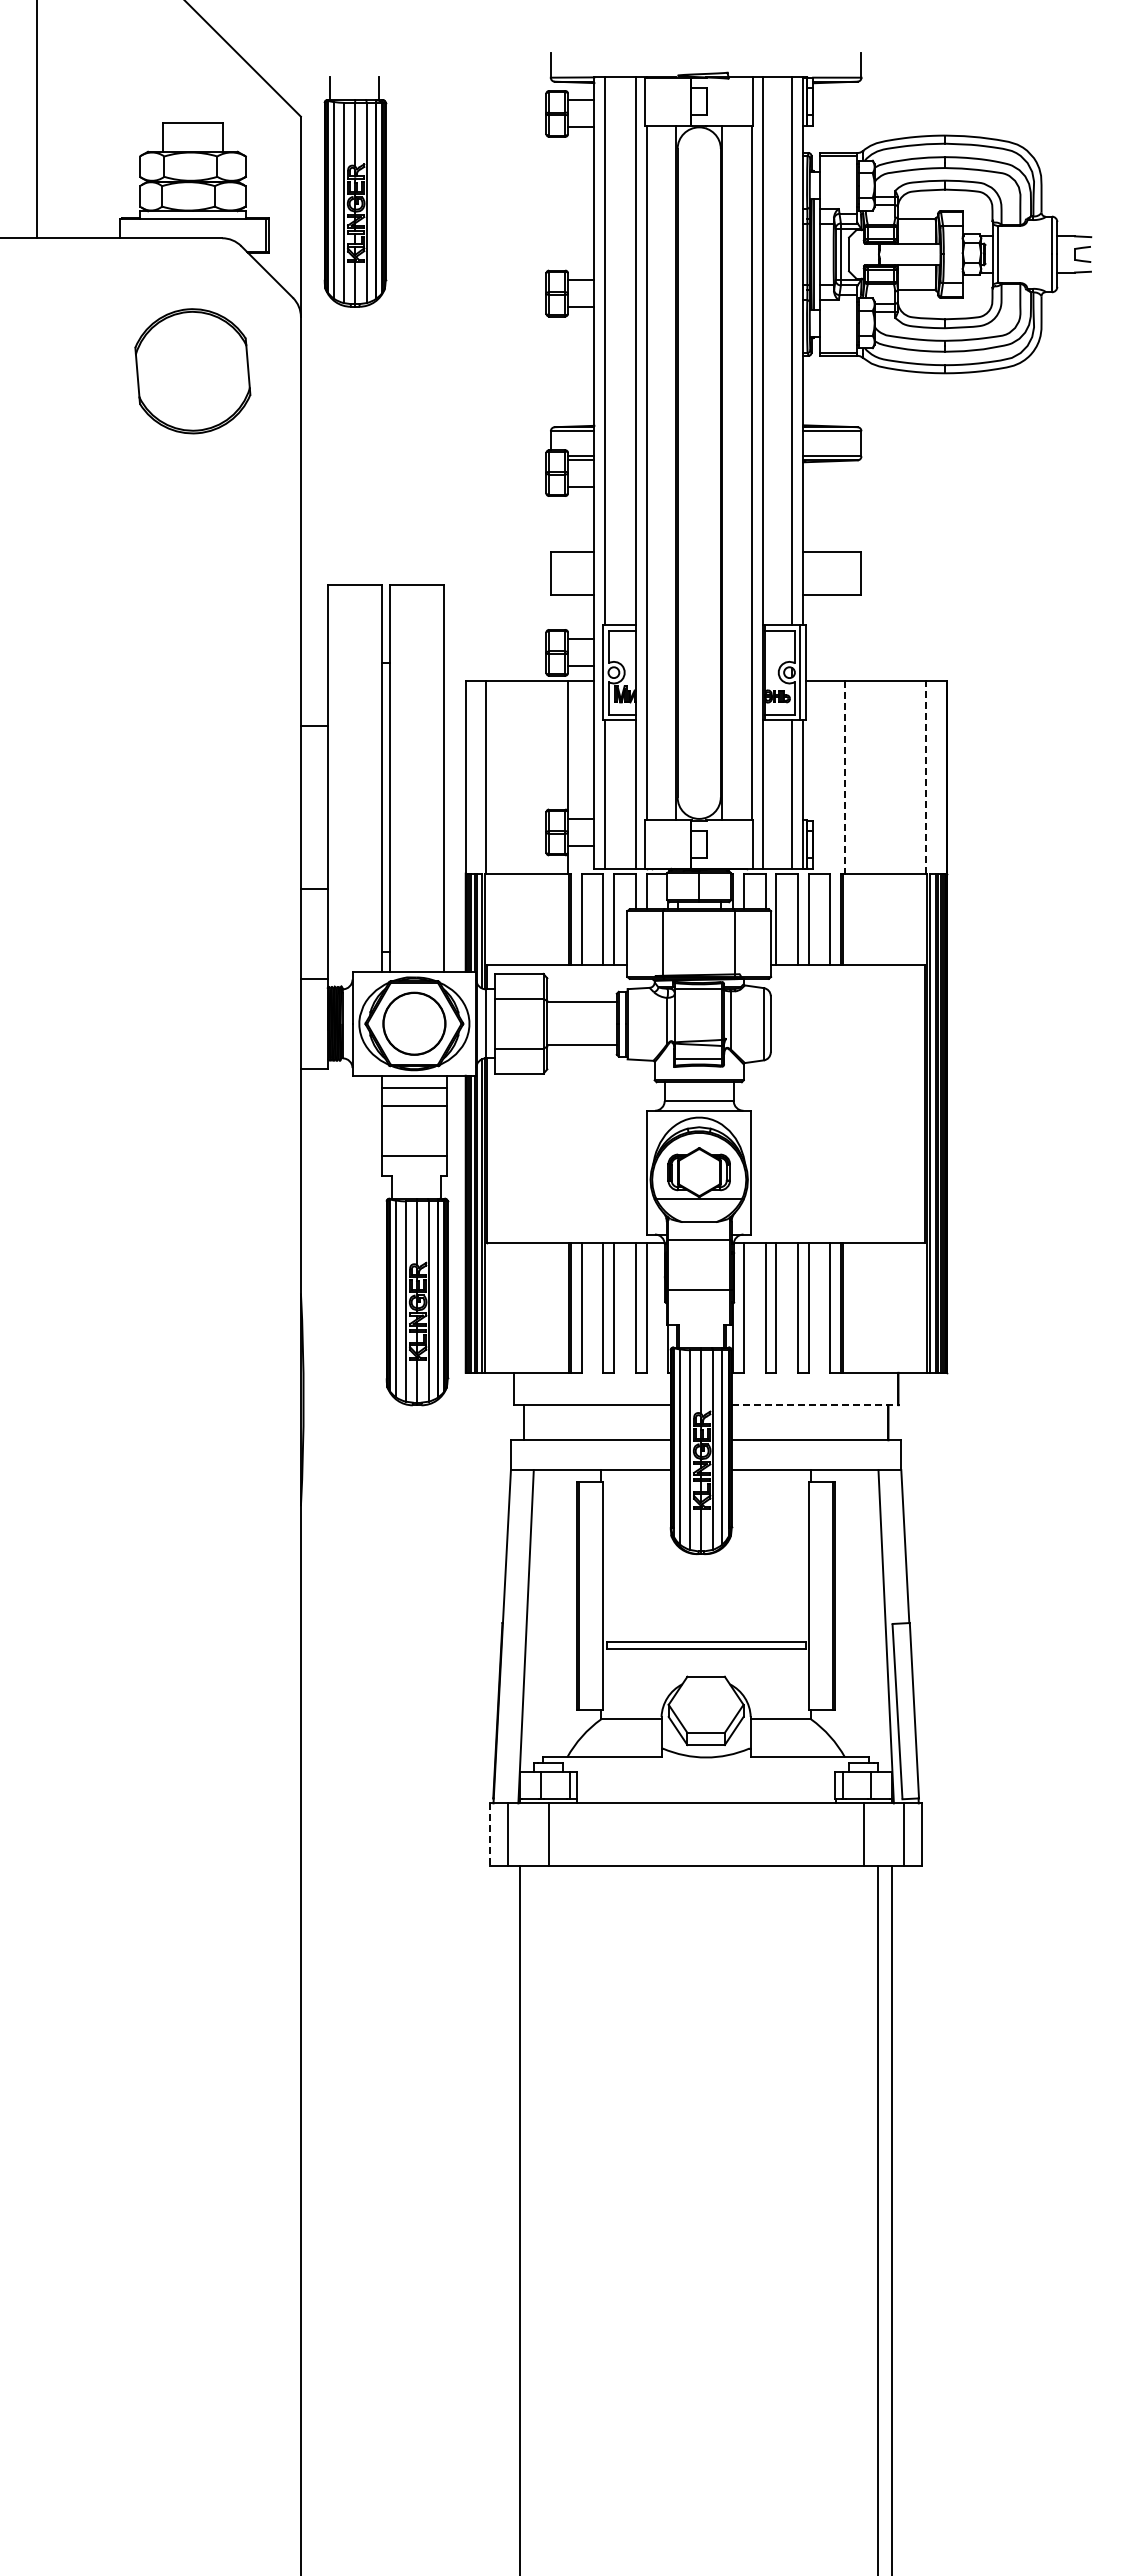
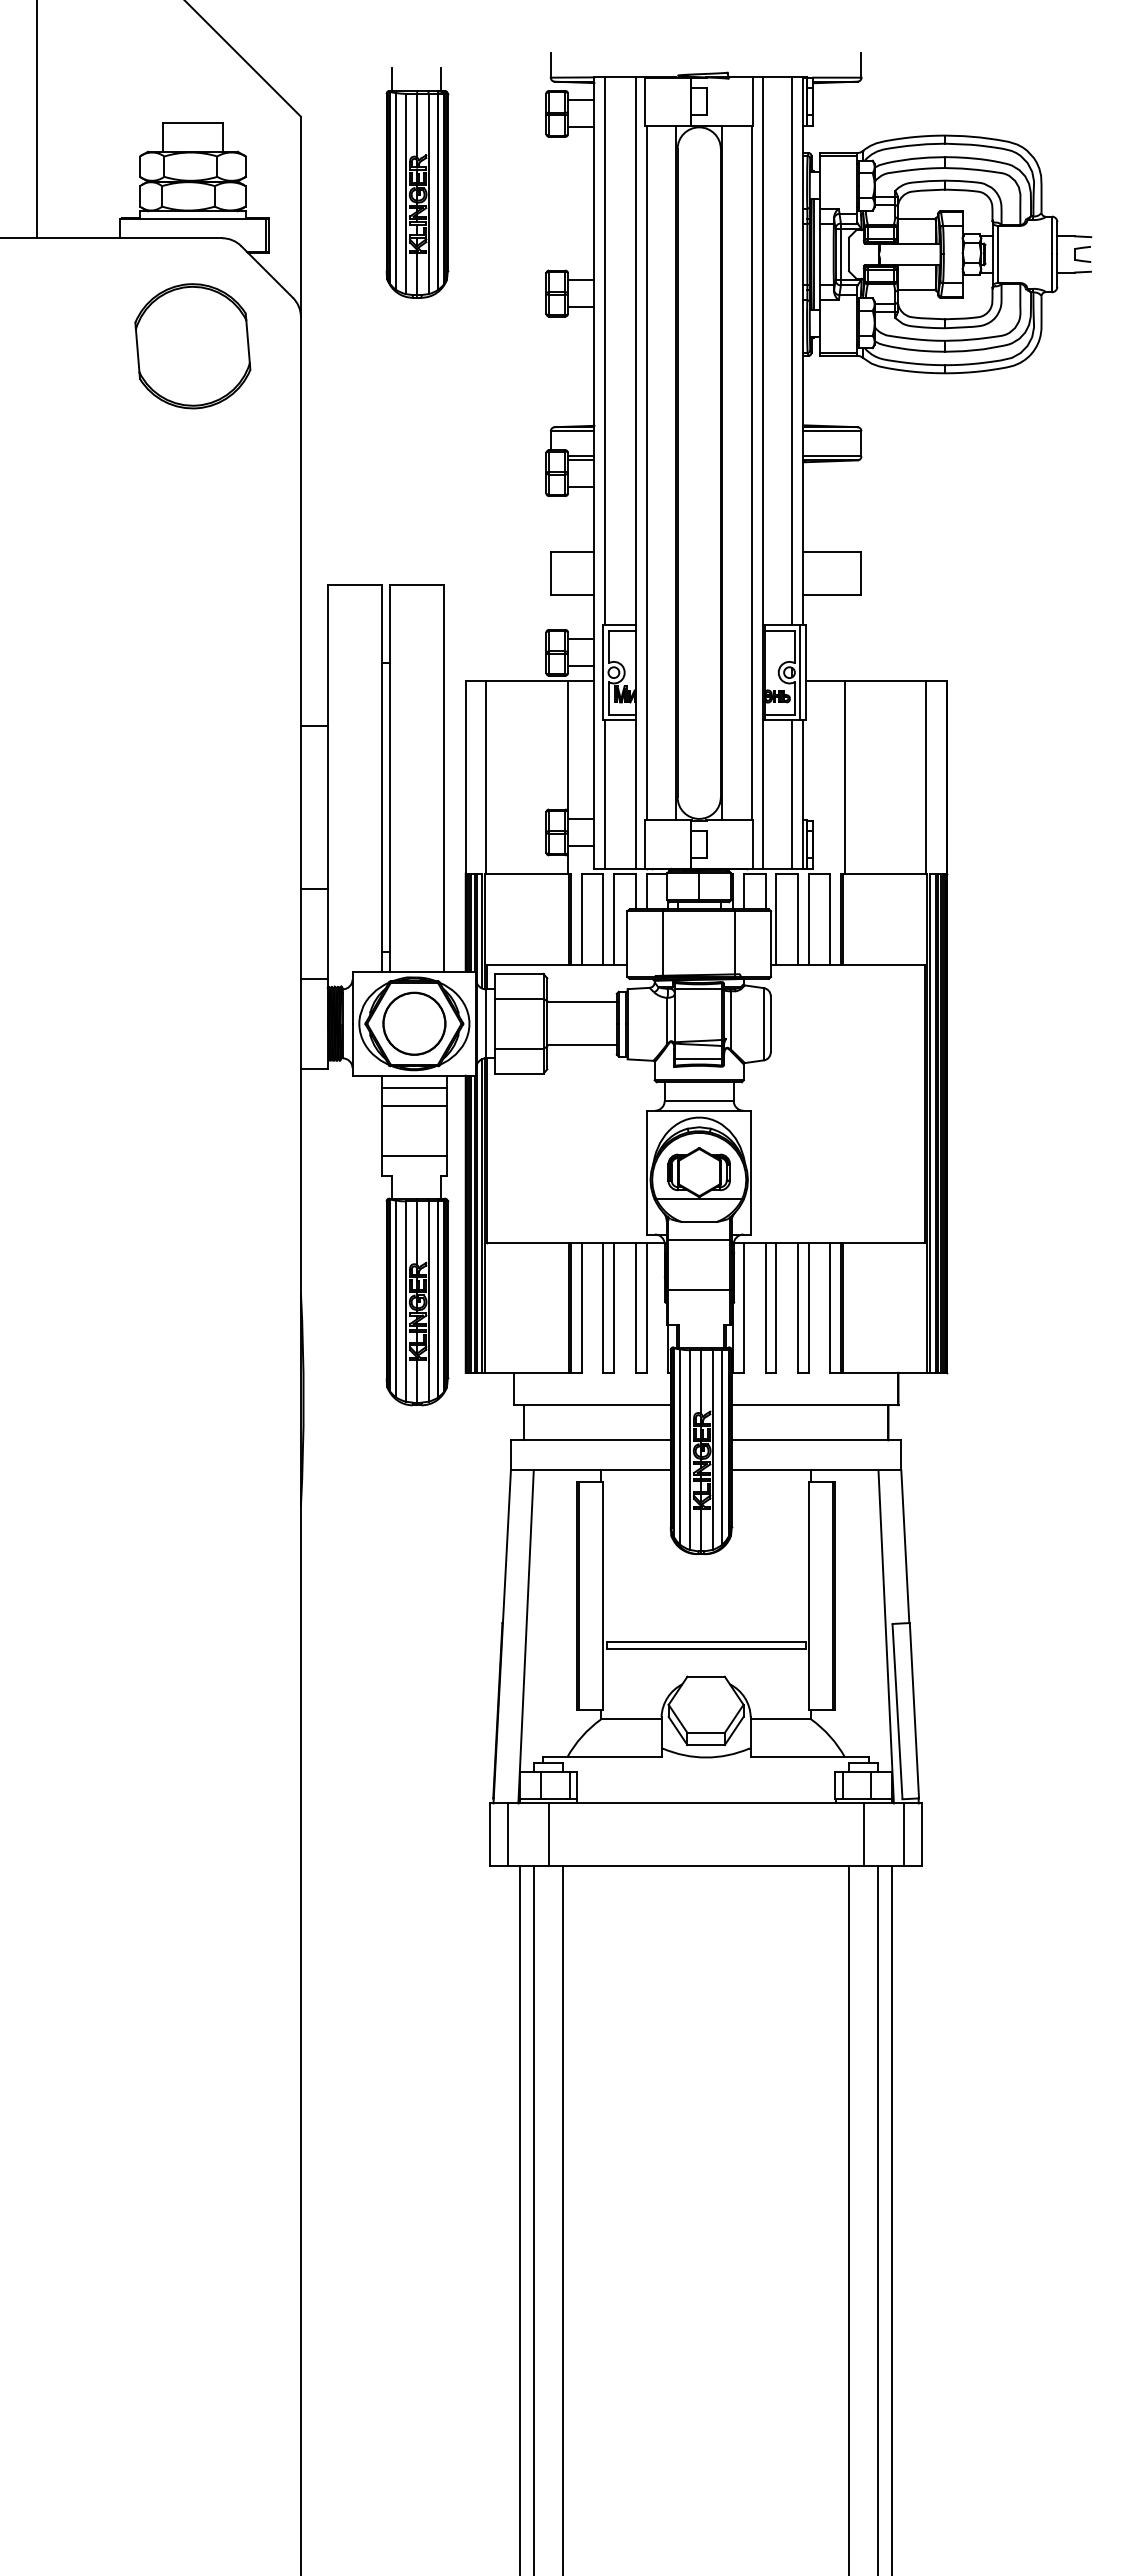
part position: (355, 191) -> (417, 182) (417, 182)
part position: (192, 371) -> (192, 346) (192, 346)
line: dashed -> solid (926, 776)
line: dashed -> solid (844, 777)
line: dashed -> solid (815, 1405)
line: dashed -> solid (490, 1834)
line: none -> present (534, 2218)
line: none -> present (563, 2218)
line: none -> present (849, 2218)
